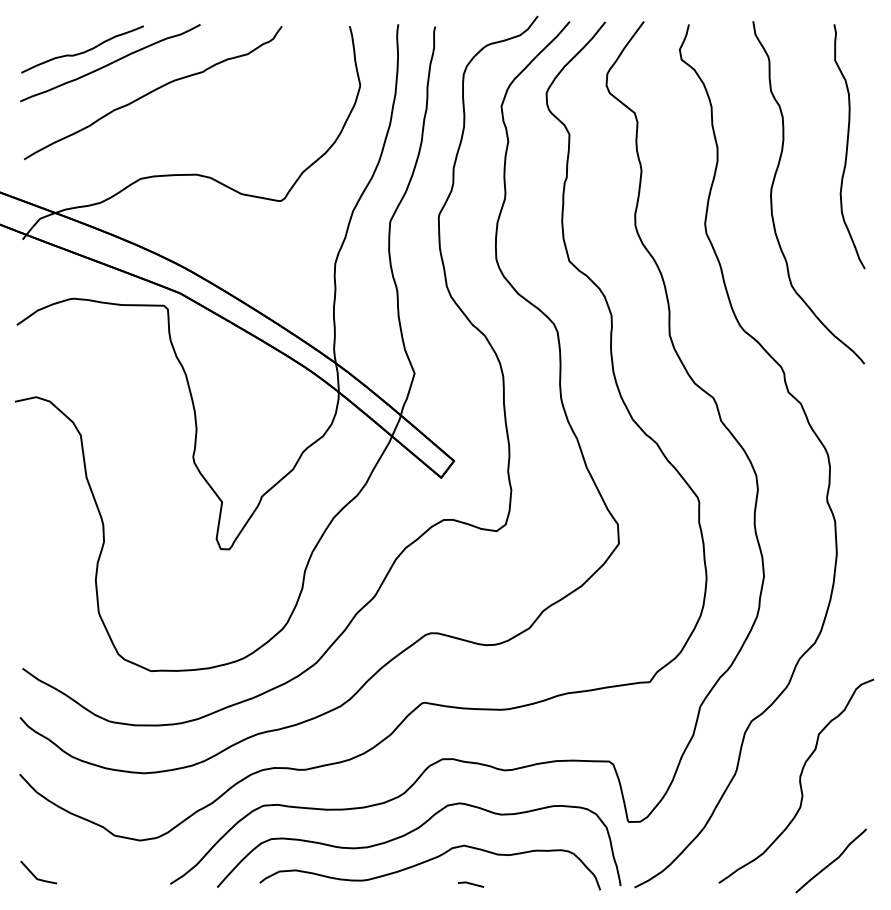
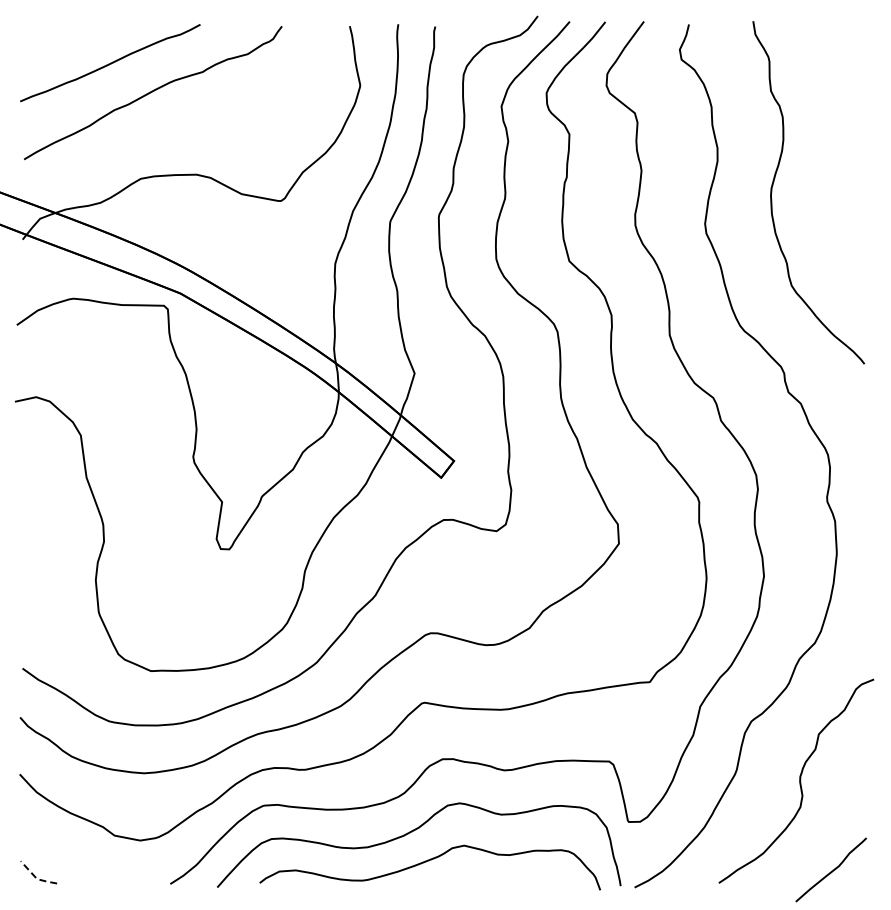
curve: present -> none (83, 51)
curve: present -> none (848, 146)
curve position: (831, 861) -> (831, 870) (831, 870)
line: solid -> dashed (36, 878)
line: present -> none (470, 884)
